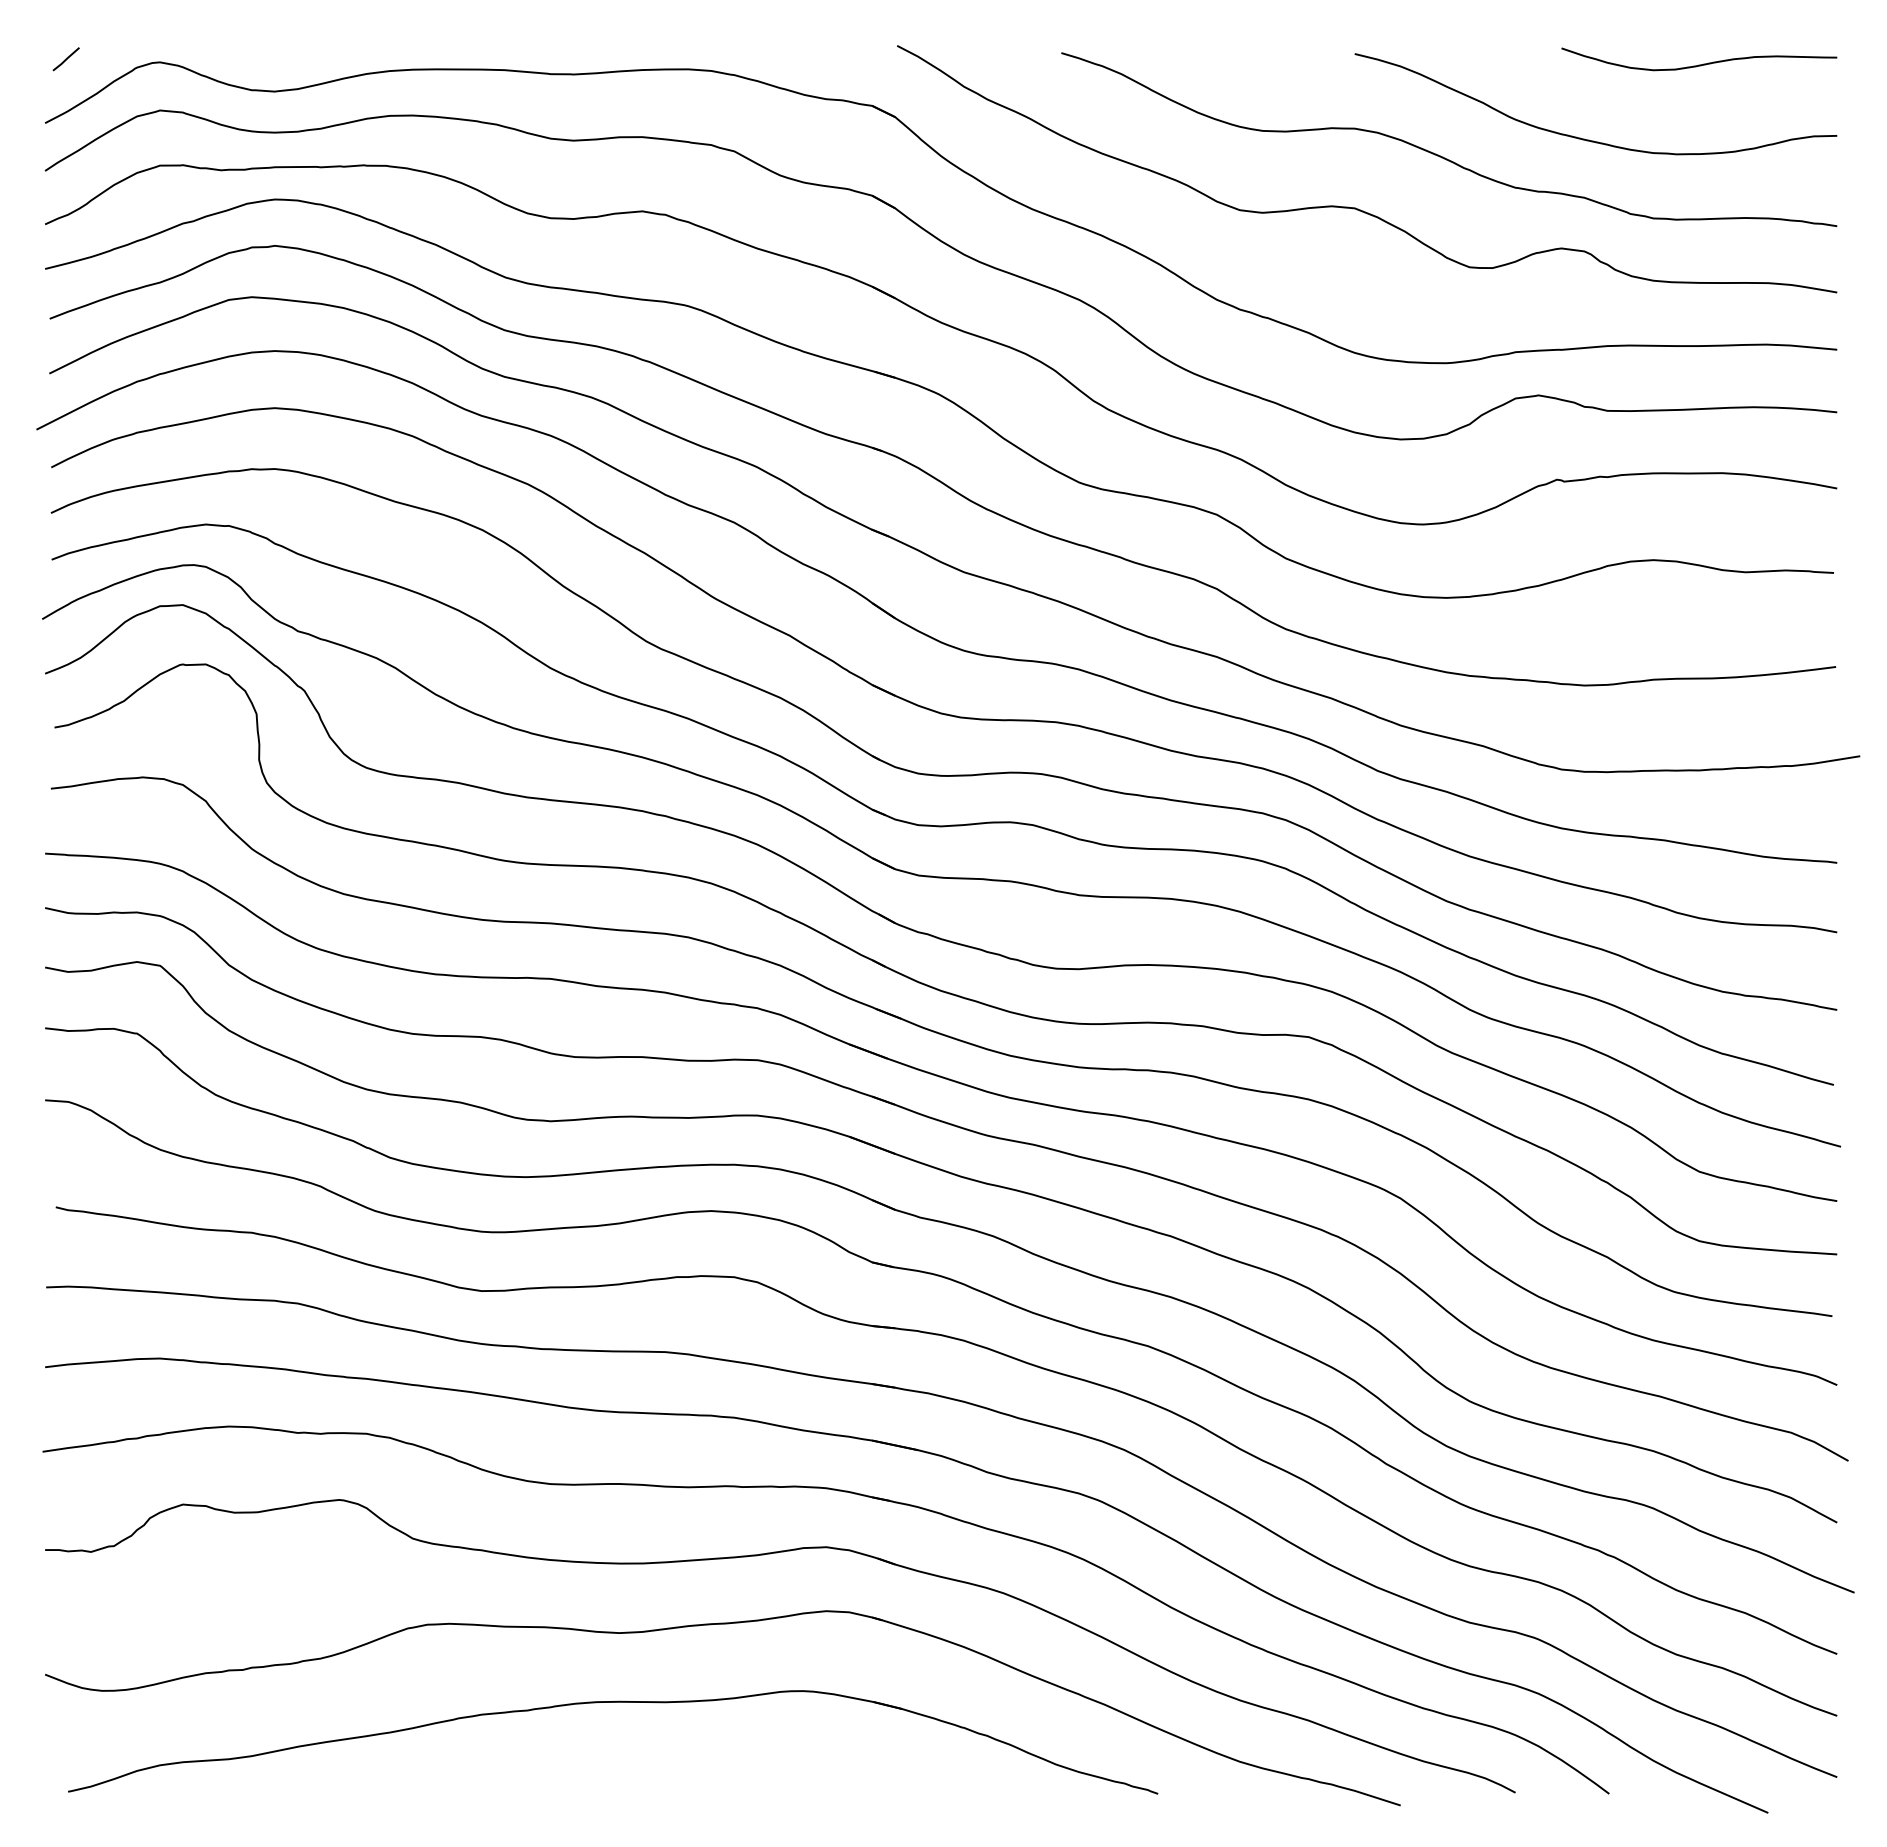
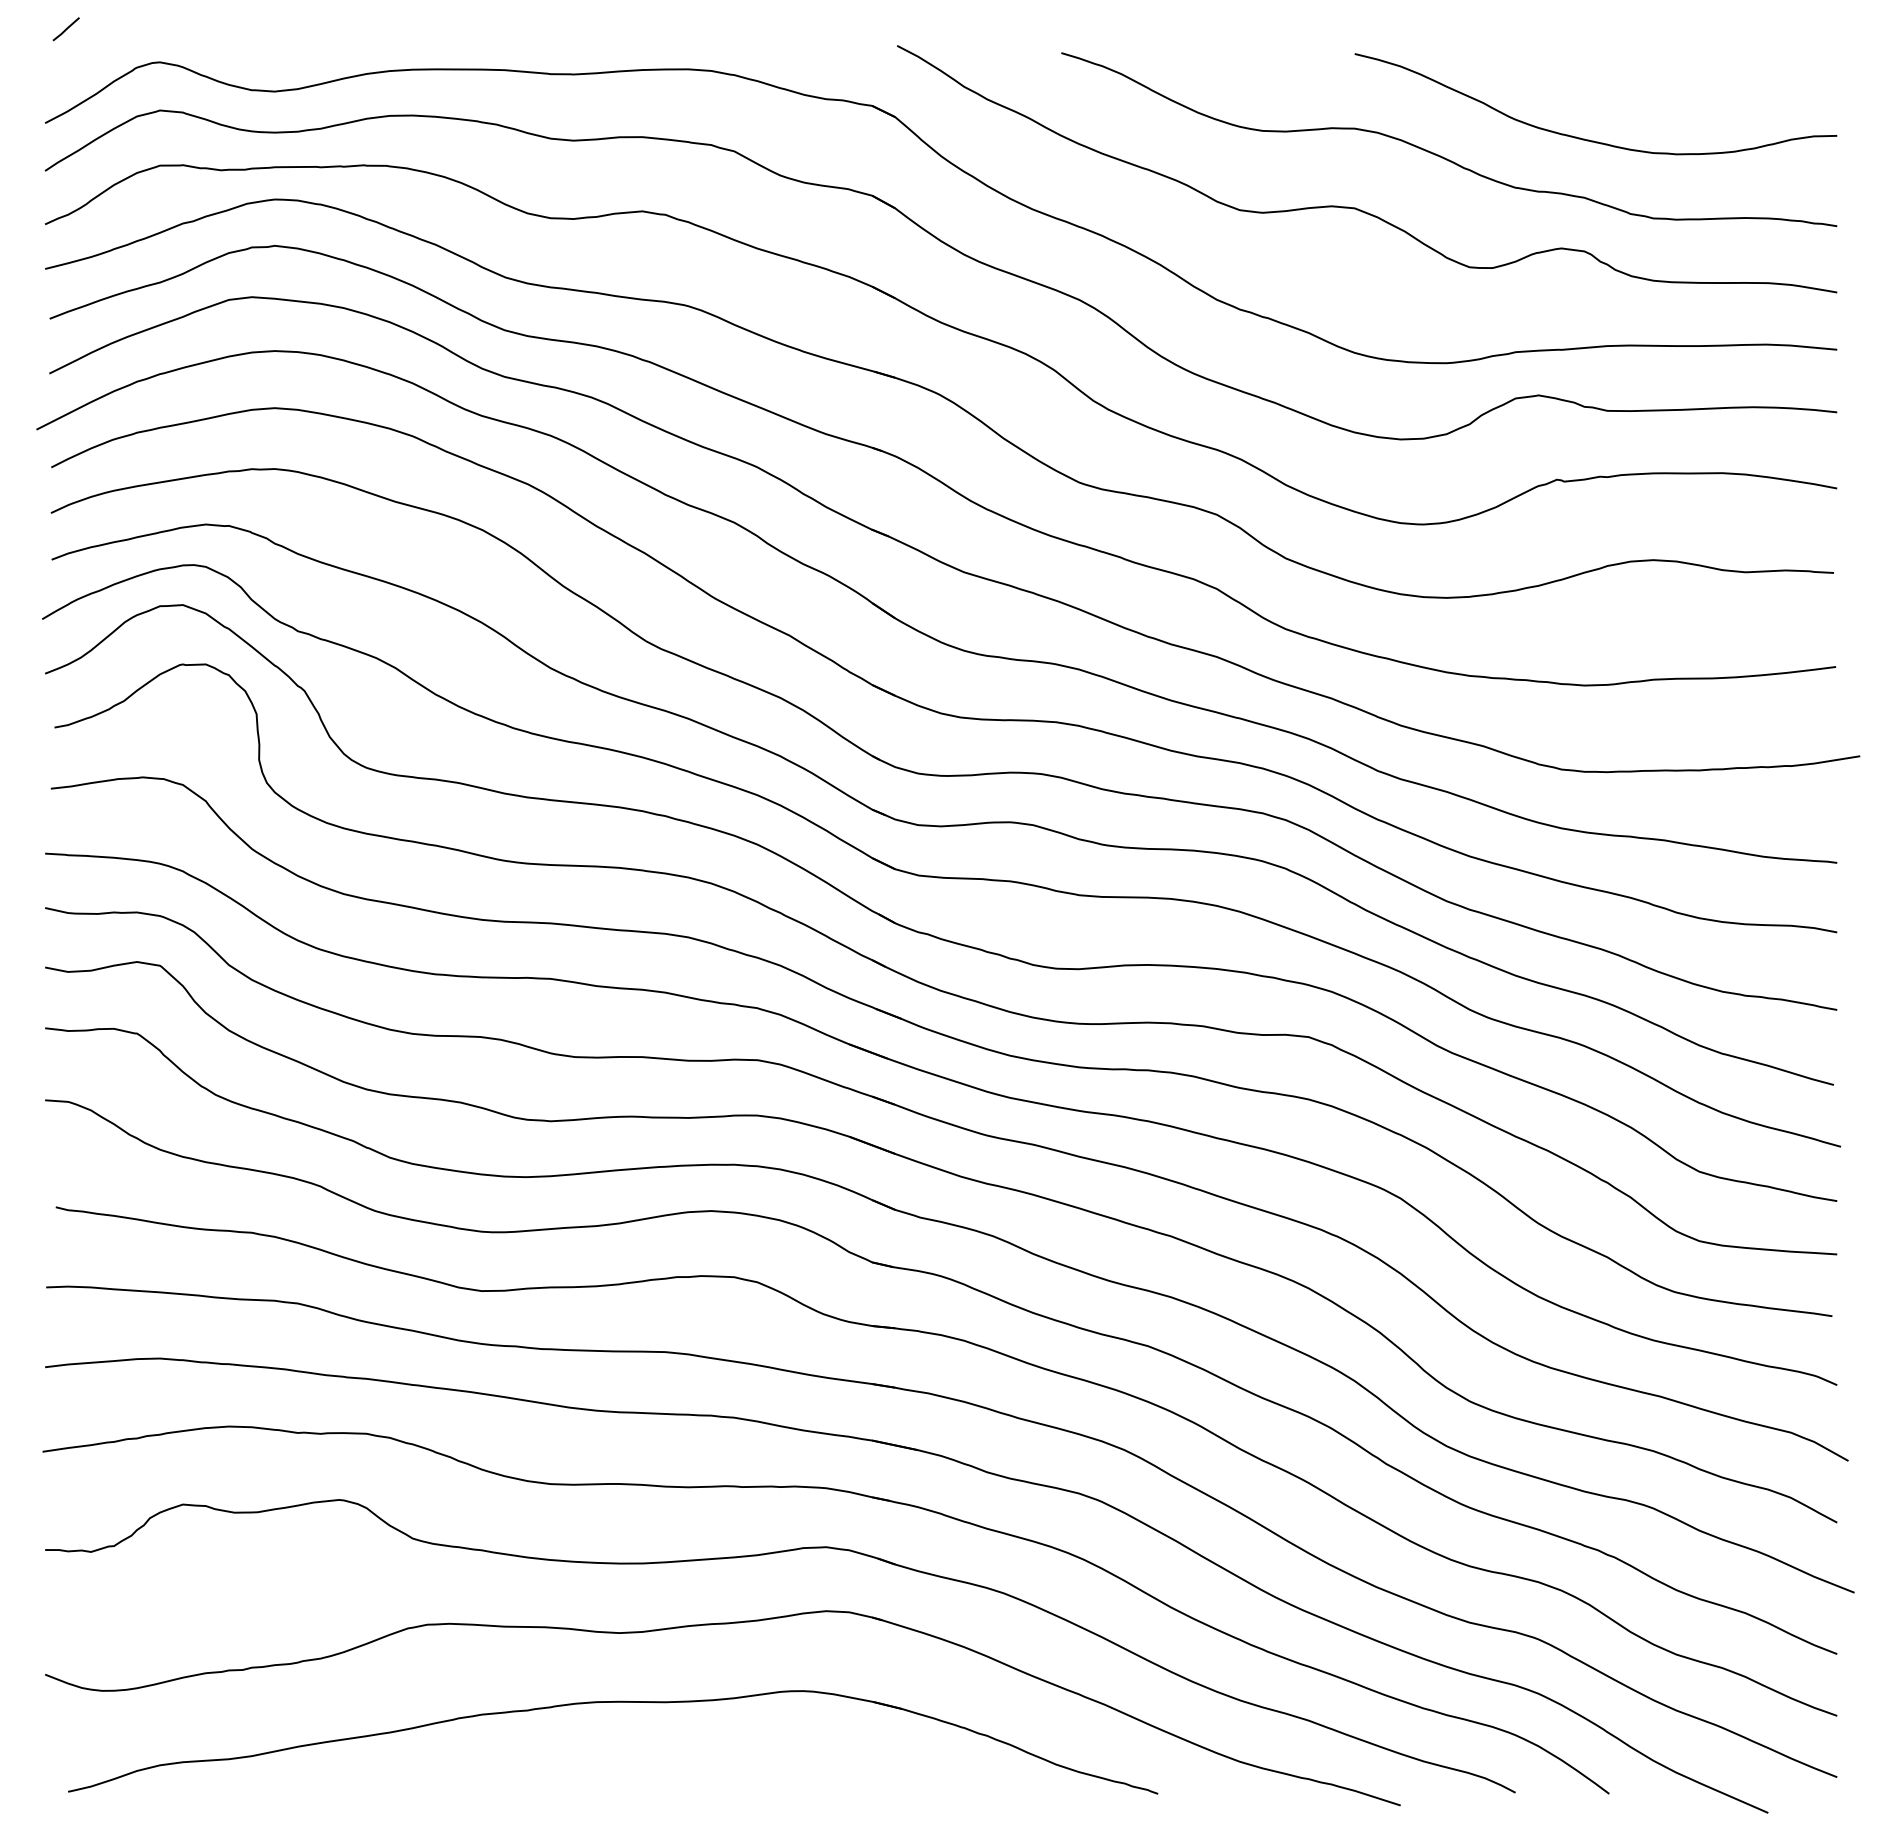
line position: (65, 59) -> (65, 29) (65, 29)
curve: present -> none (1699, 64)
